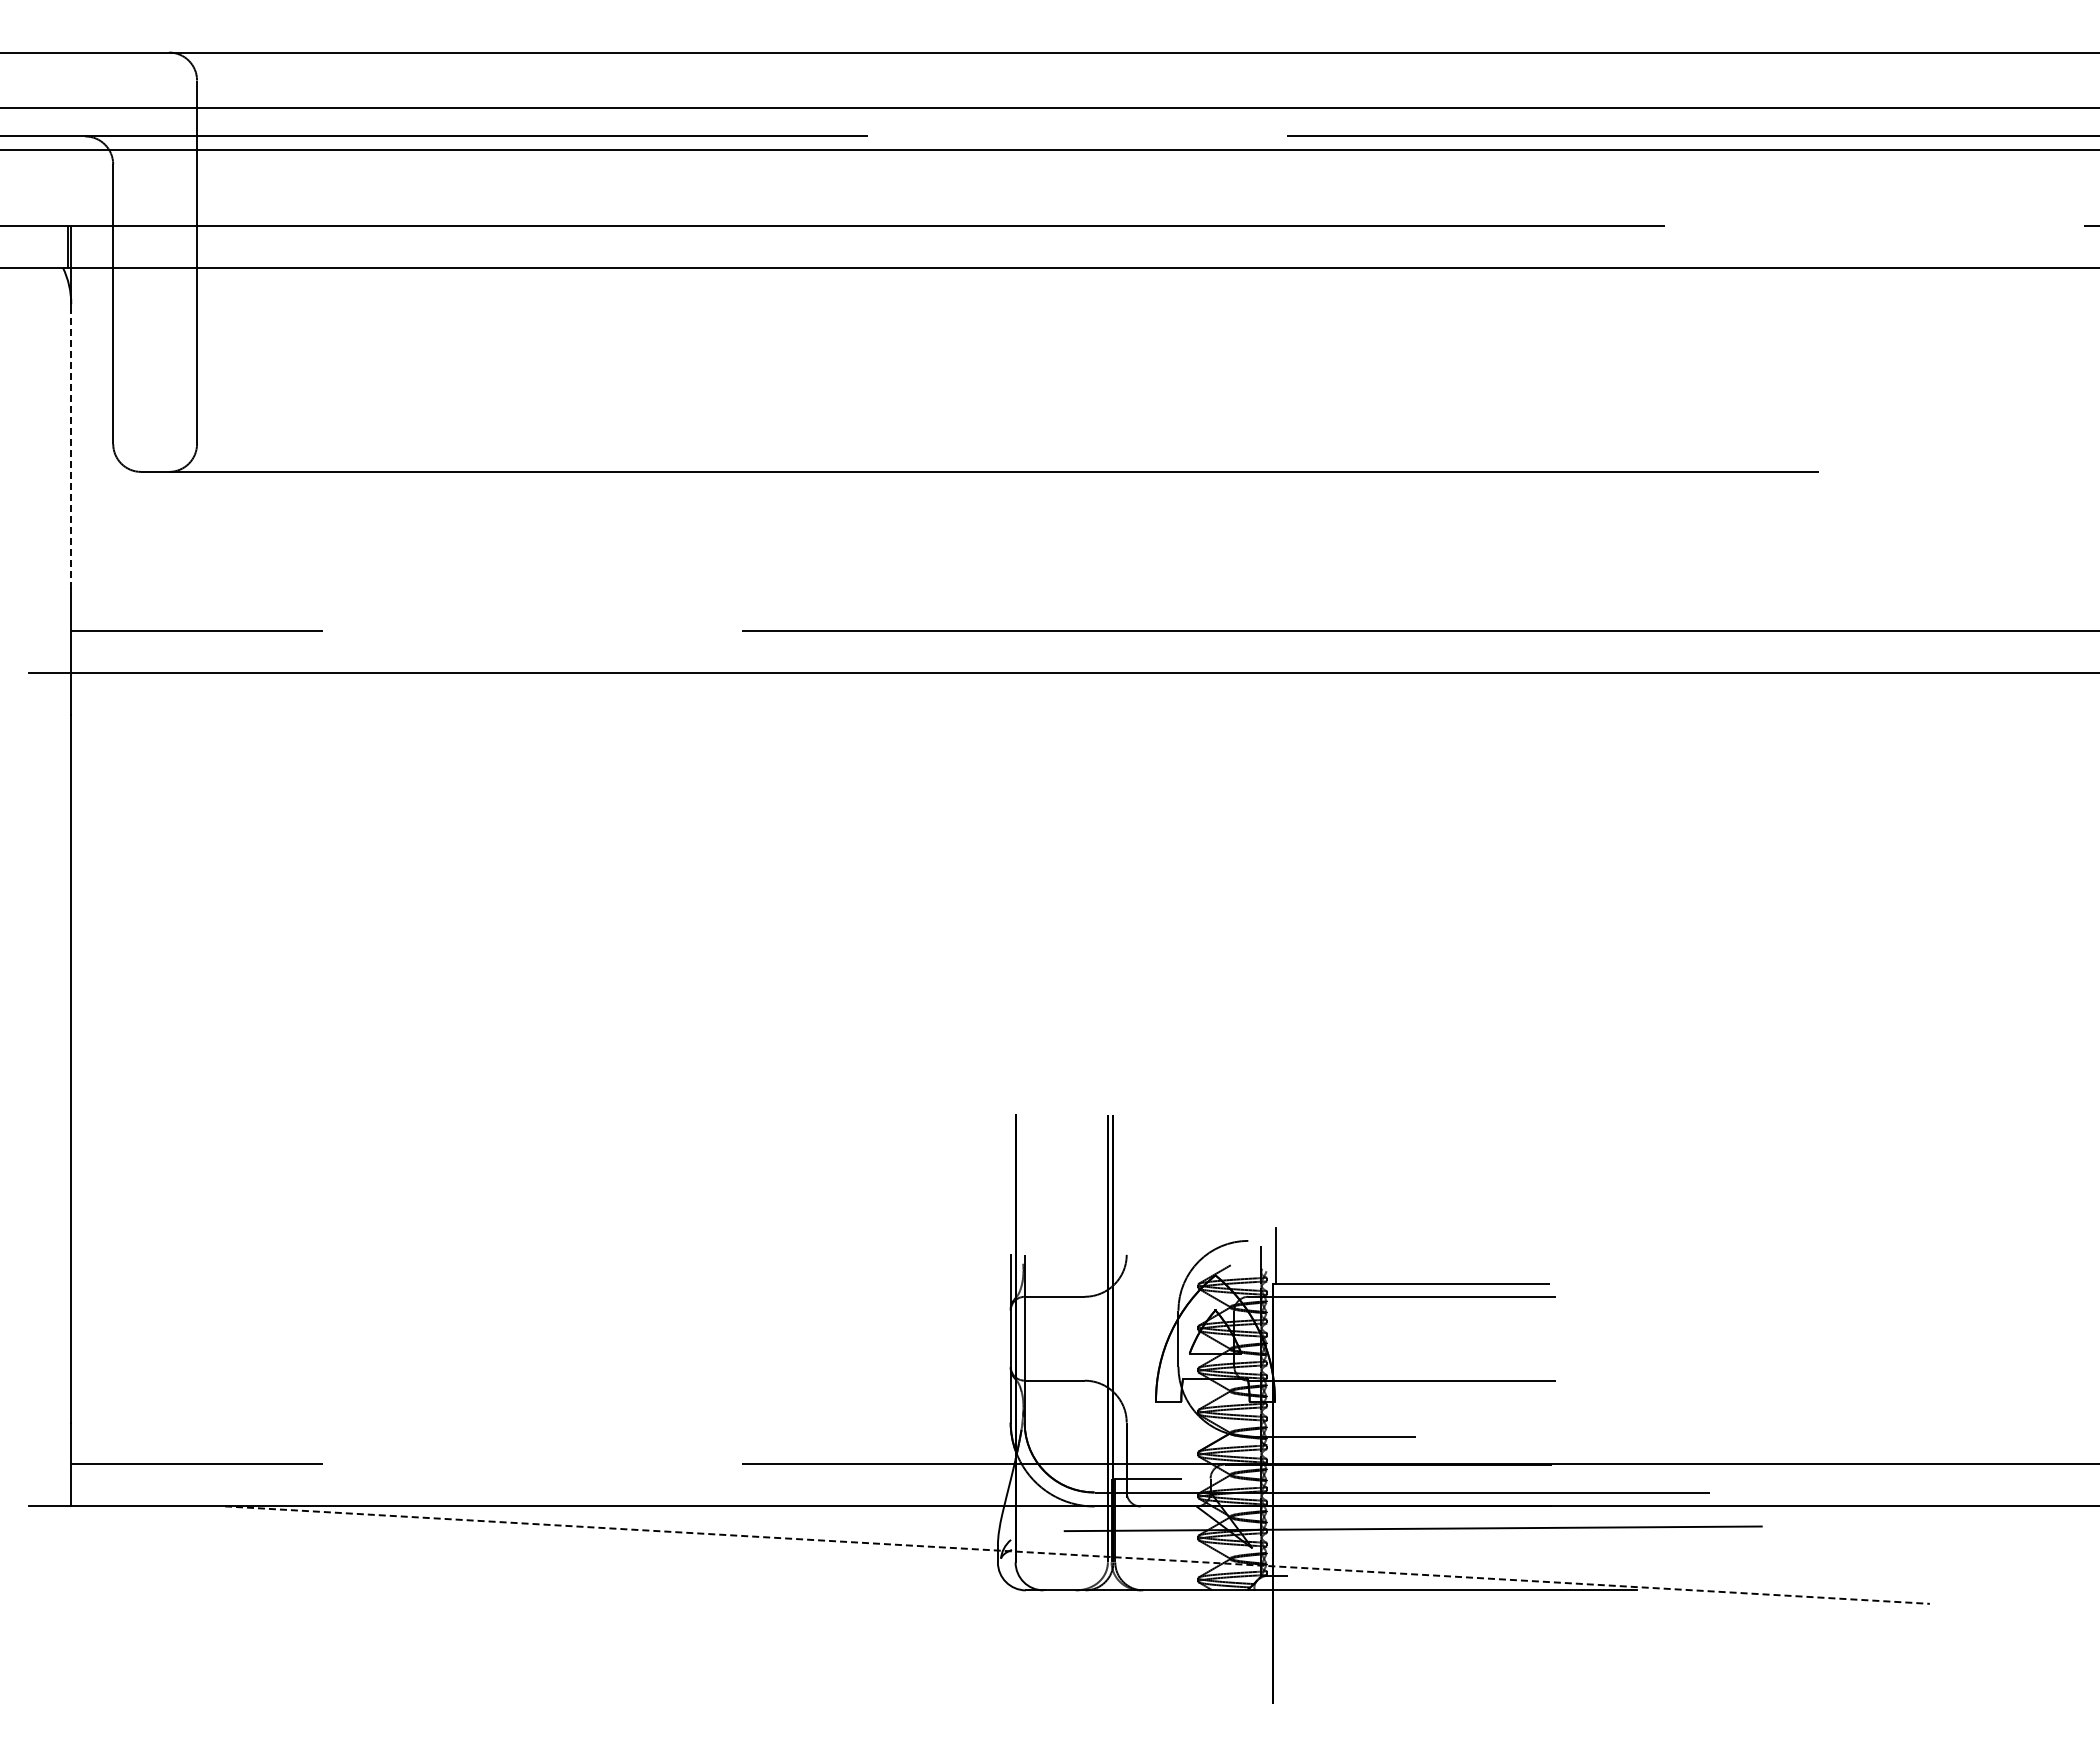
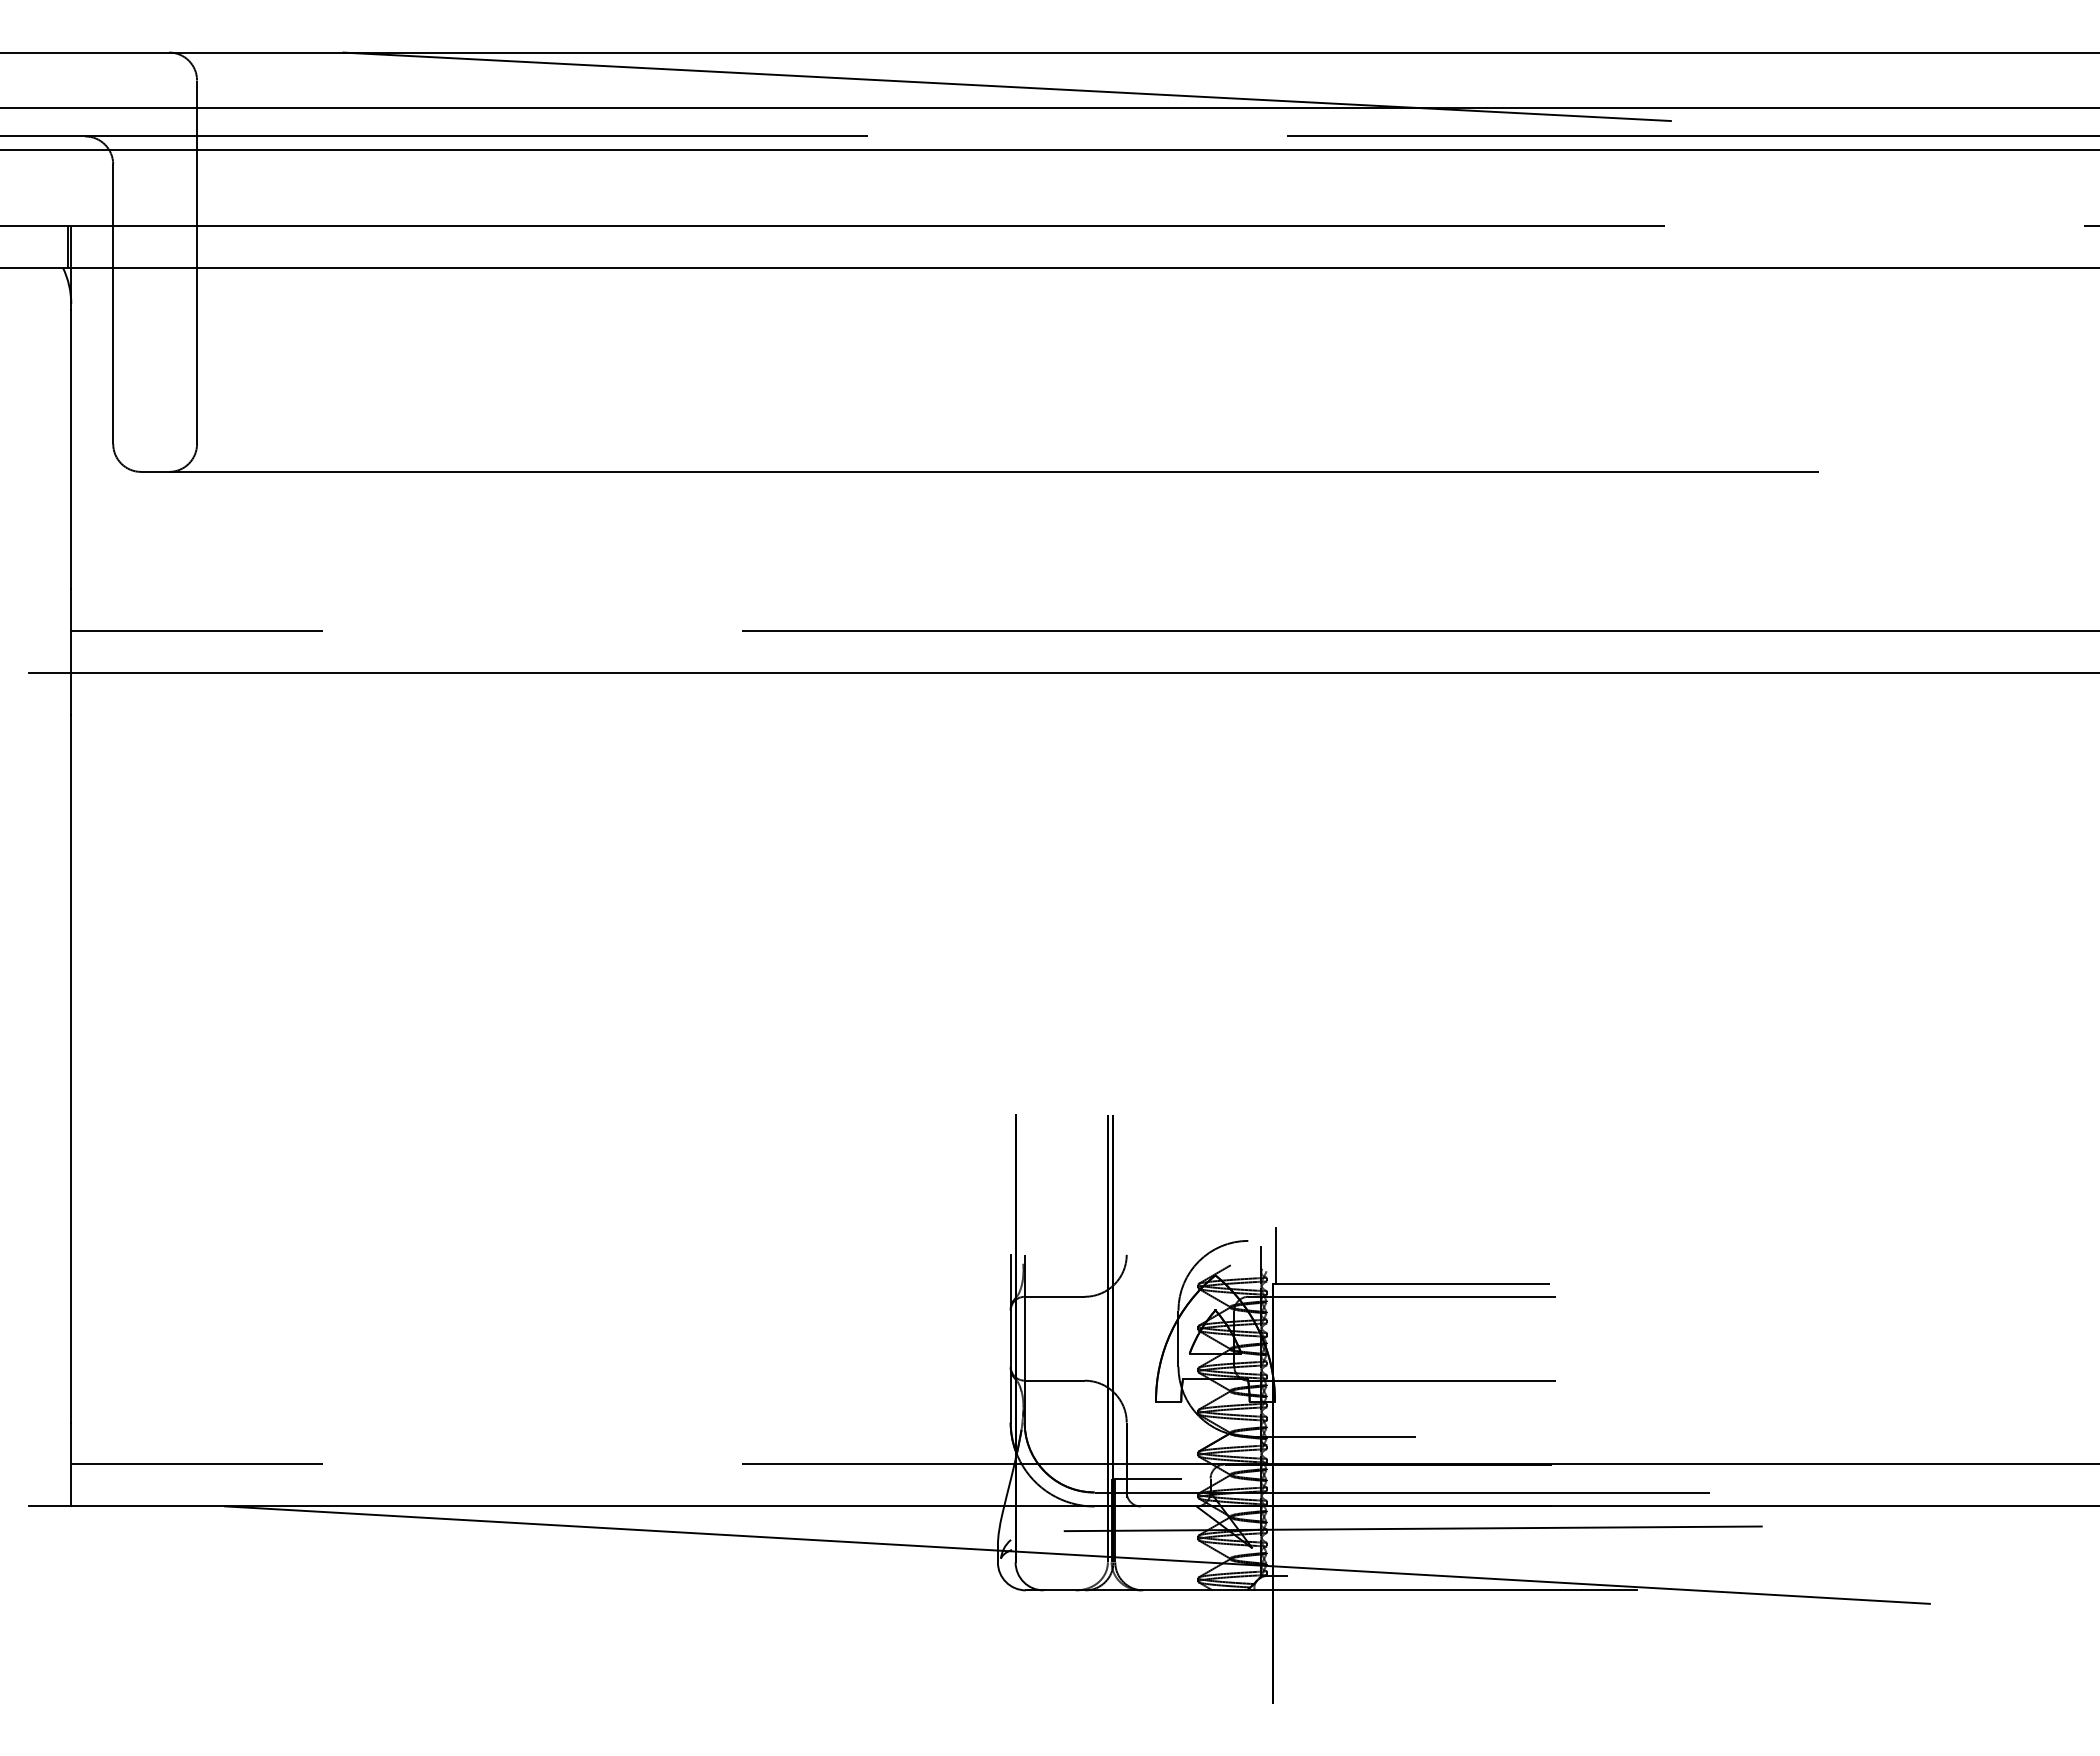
line: none -> present (1006, 86)
line: dashed -> solid (71, 449)
line: dashed -> solid (1077, 1555)
